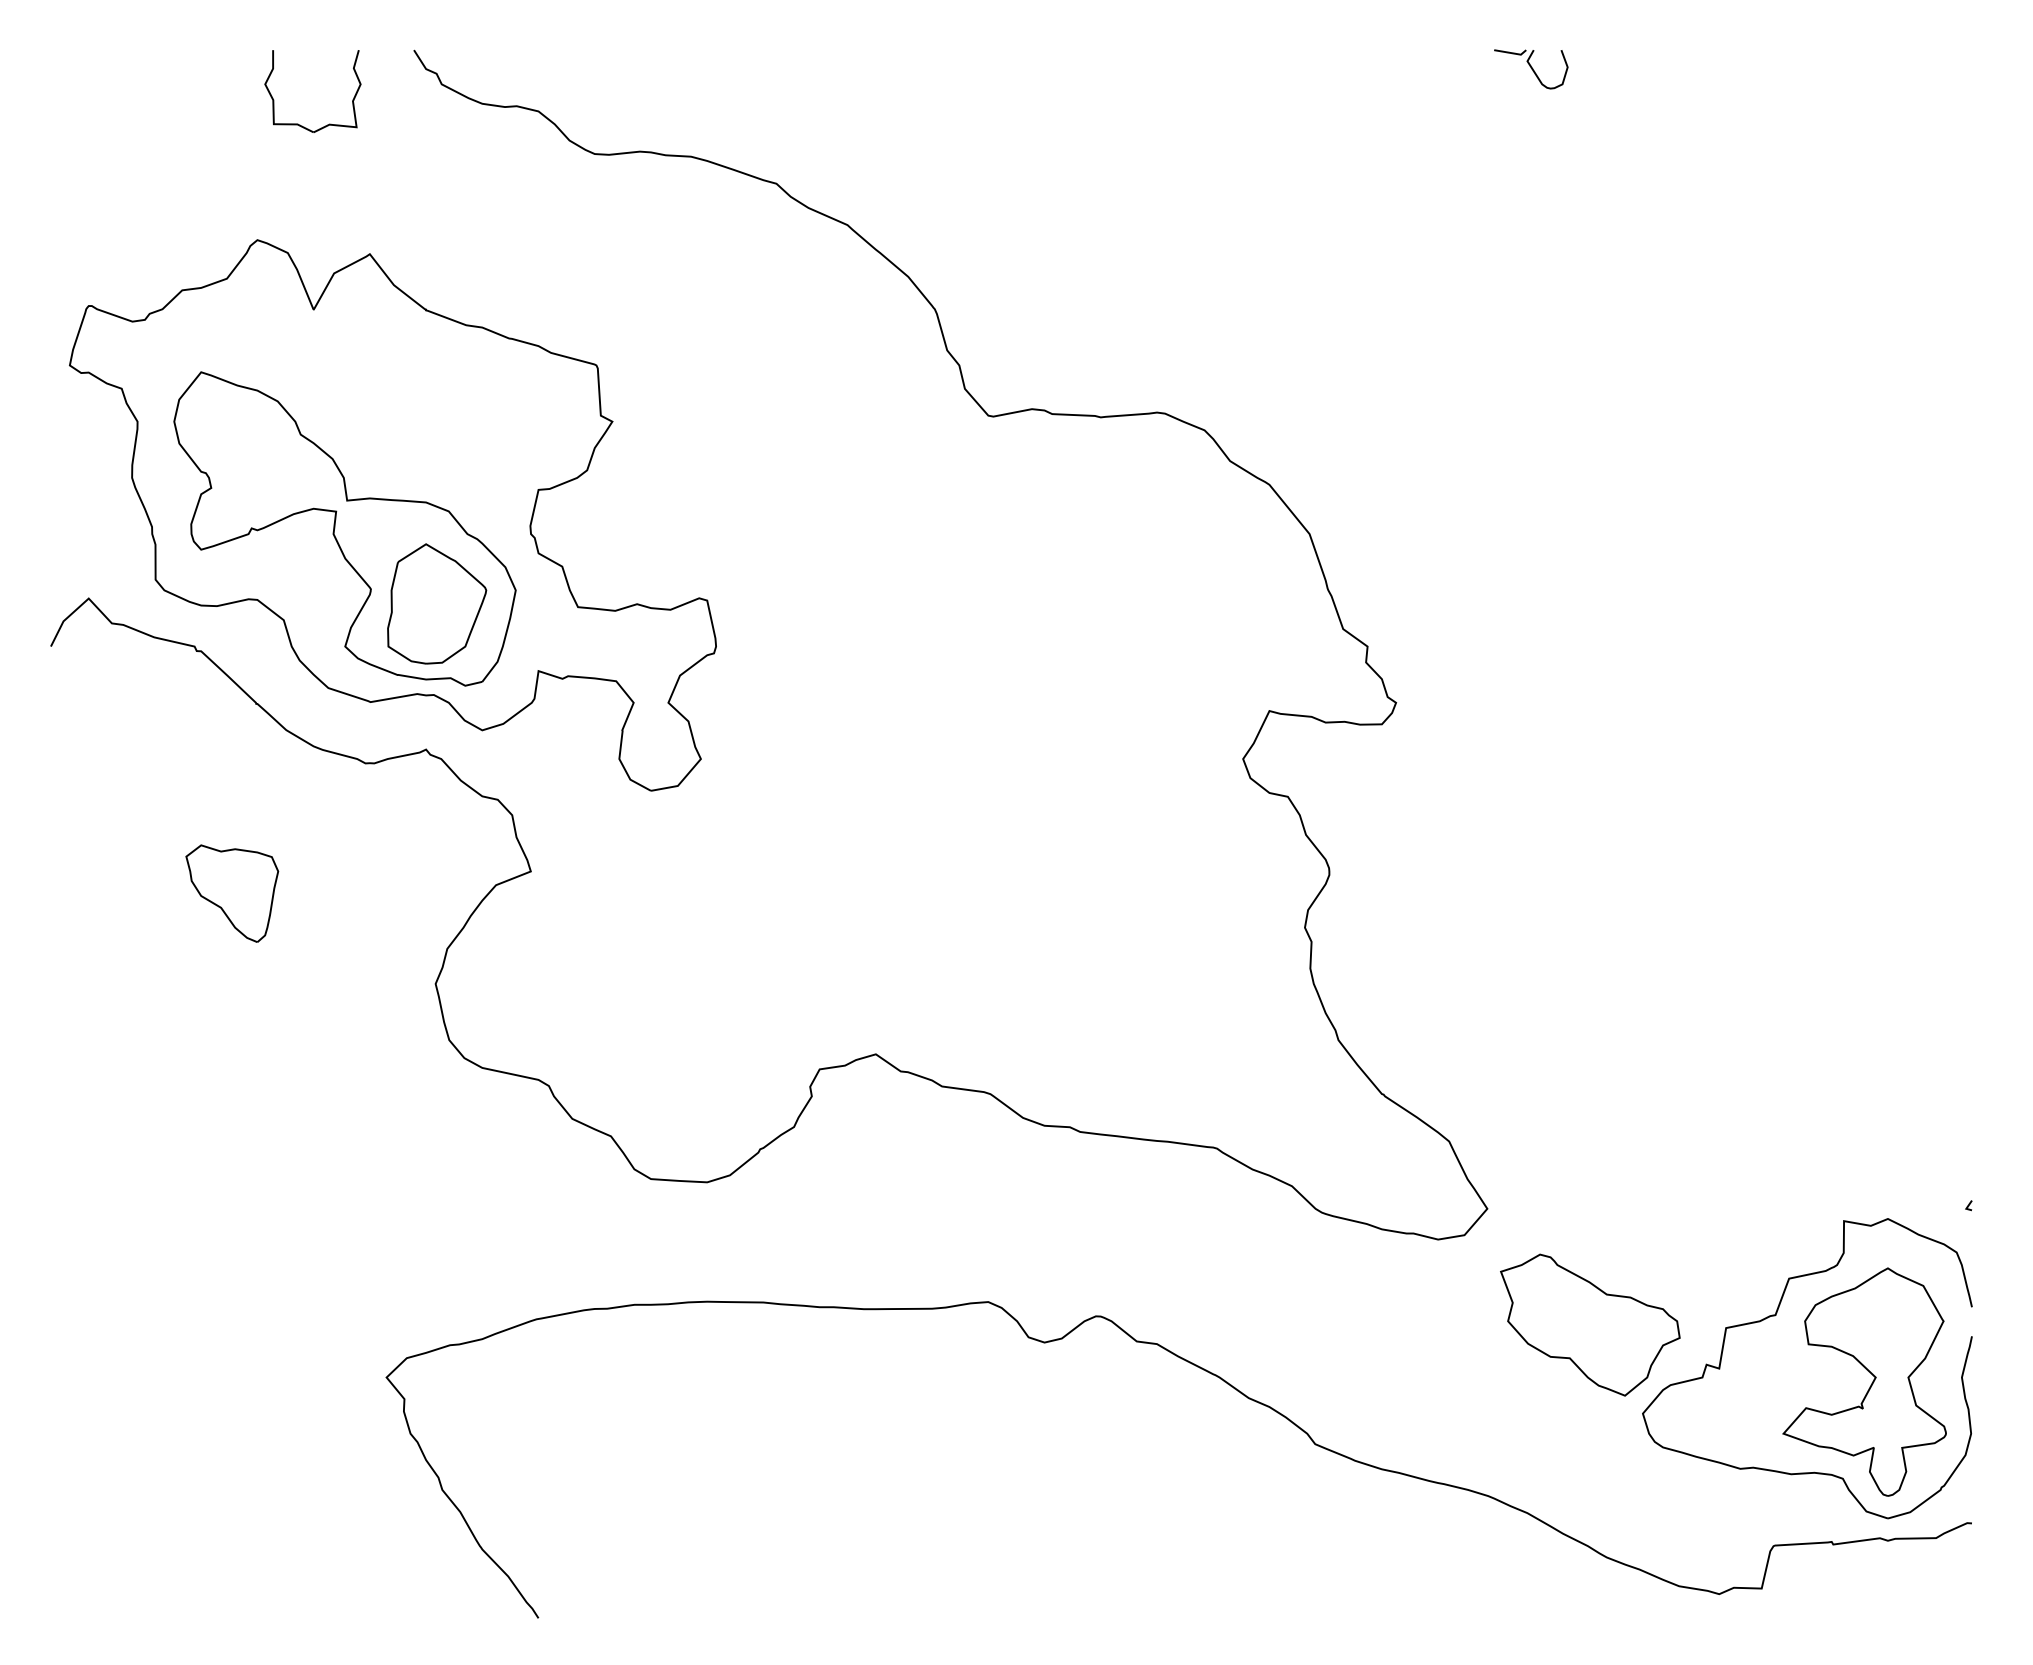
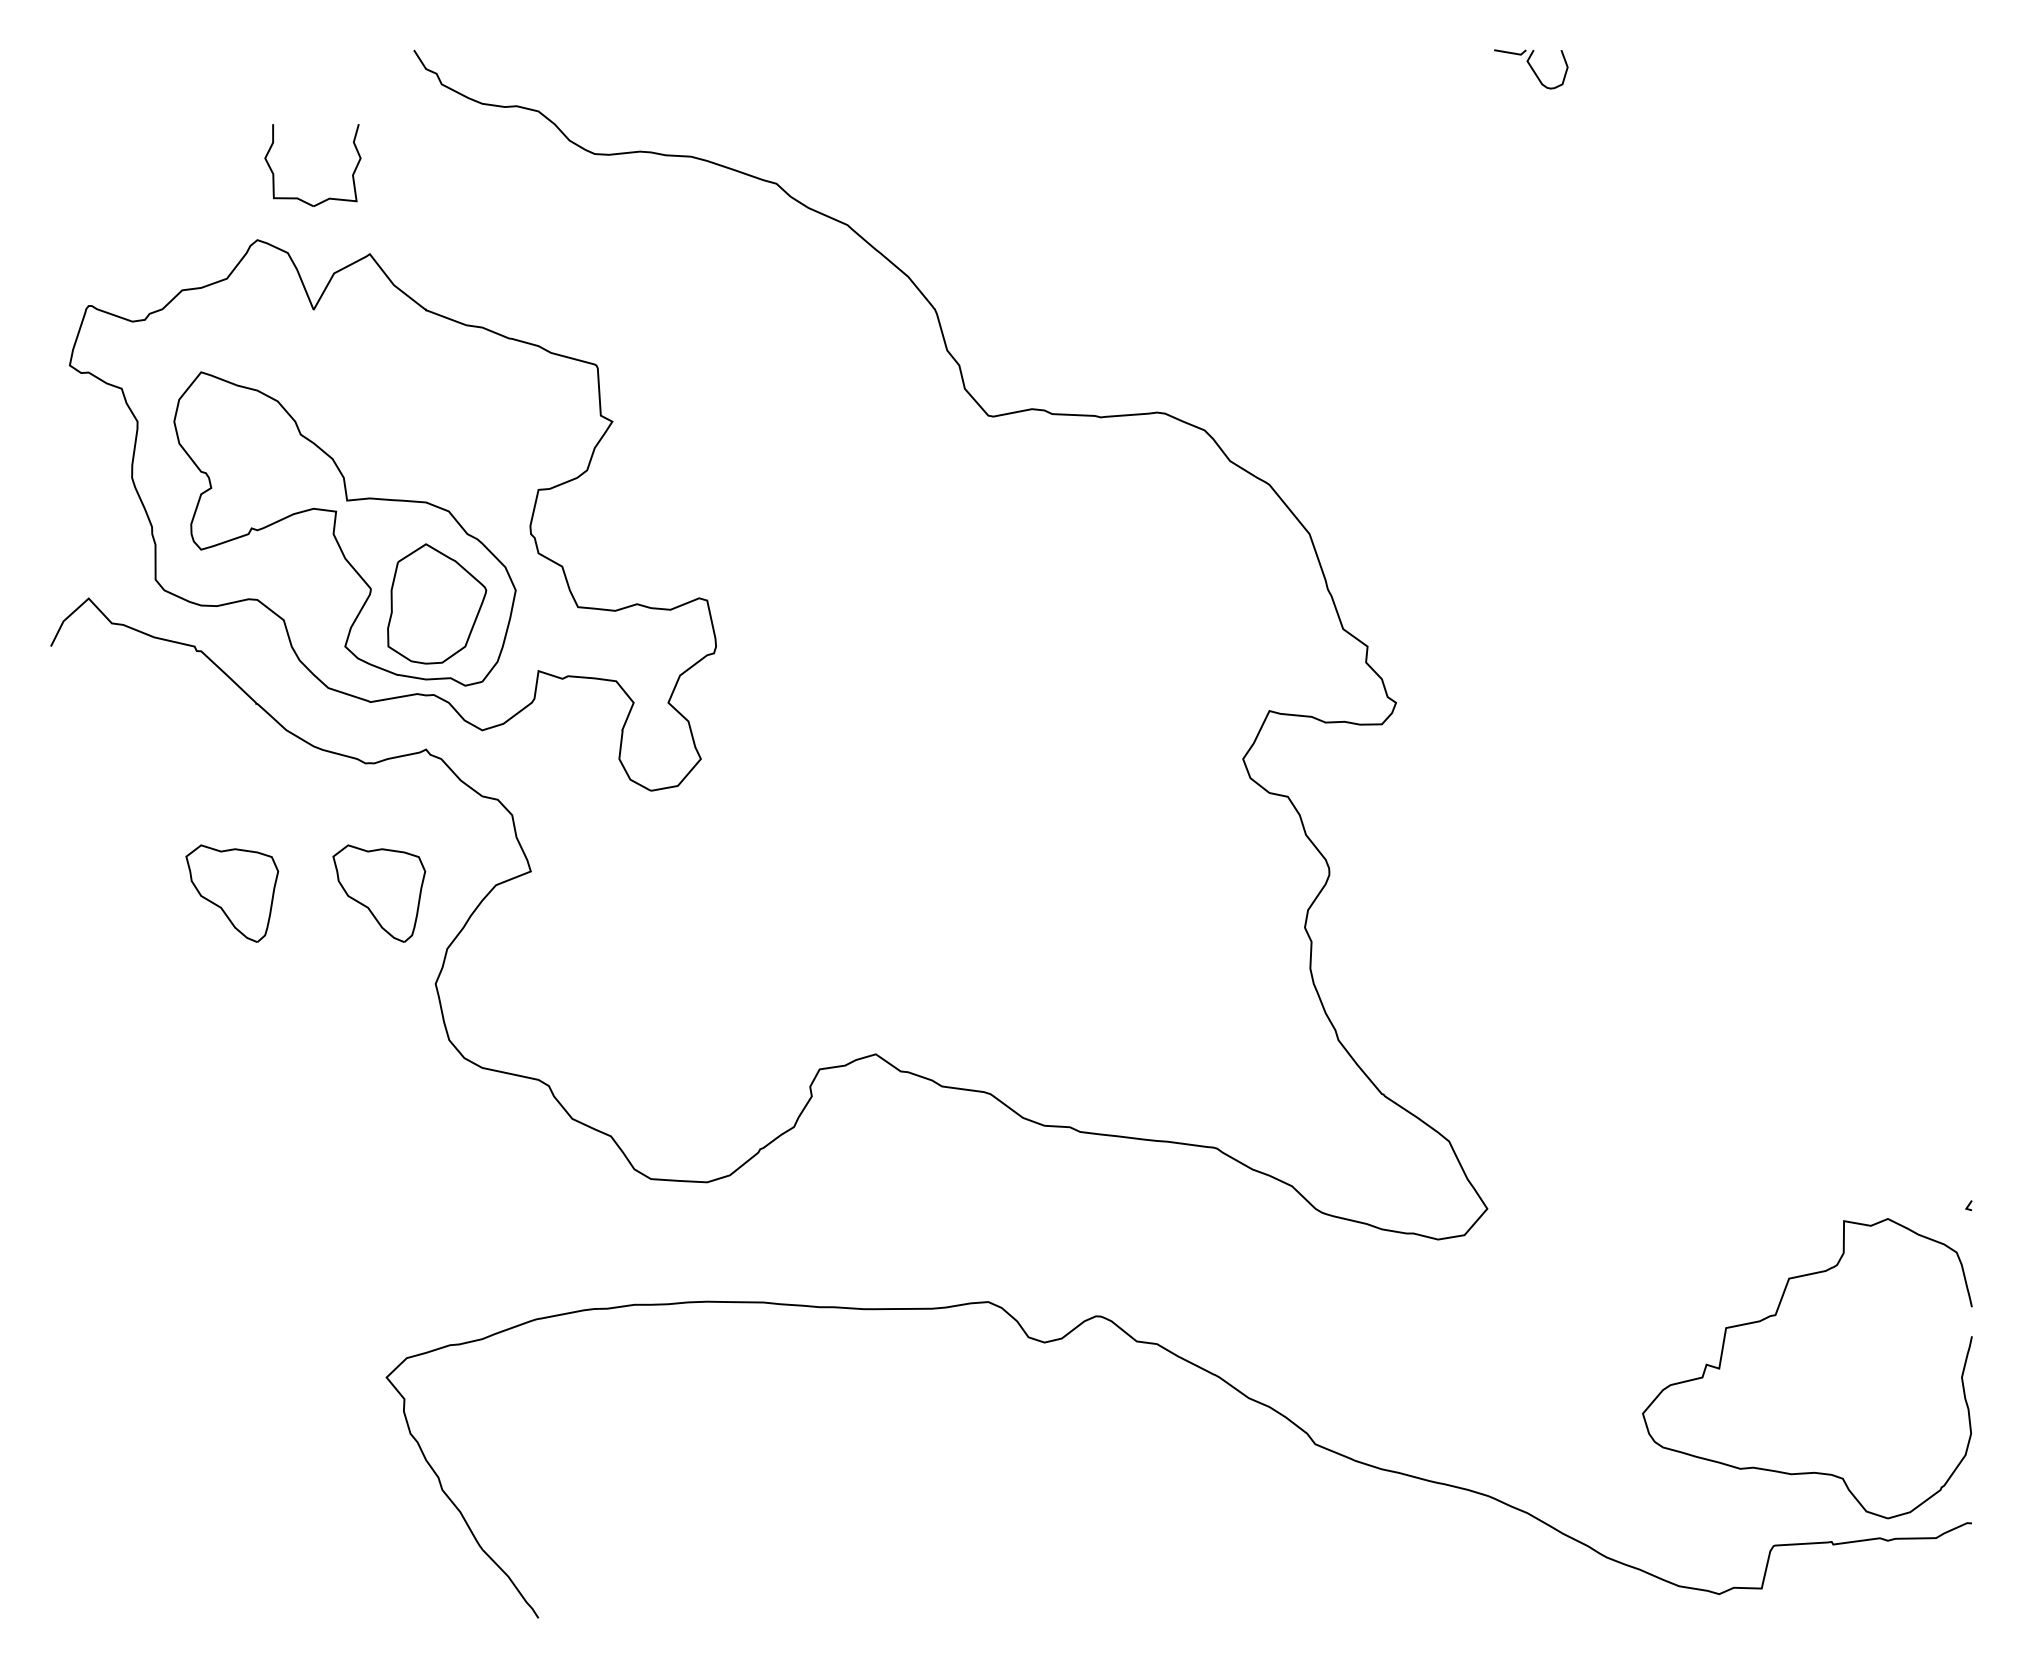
part position: (298, 123) -> (298, 197) (298, 197)
part: none -> present (379, 893)
part: present -> none (1590, 1324)
part: present -> none (1869, 1386)
